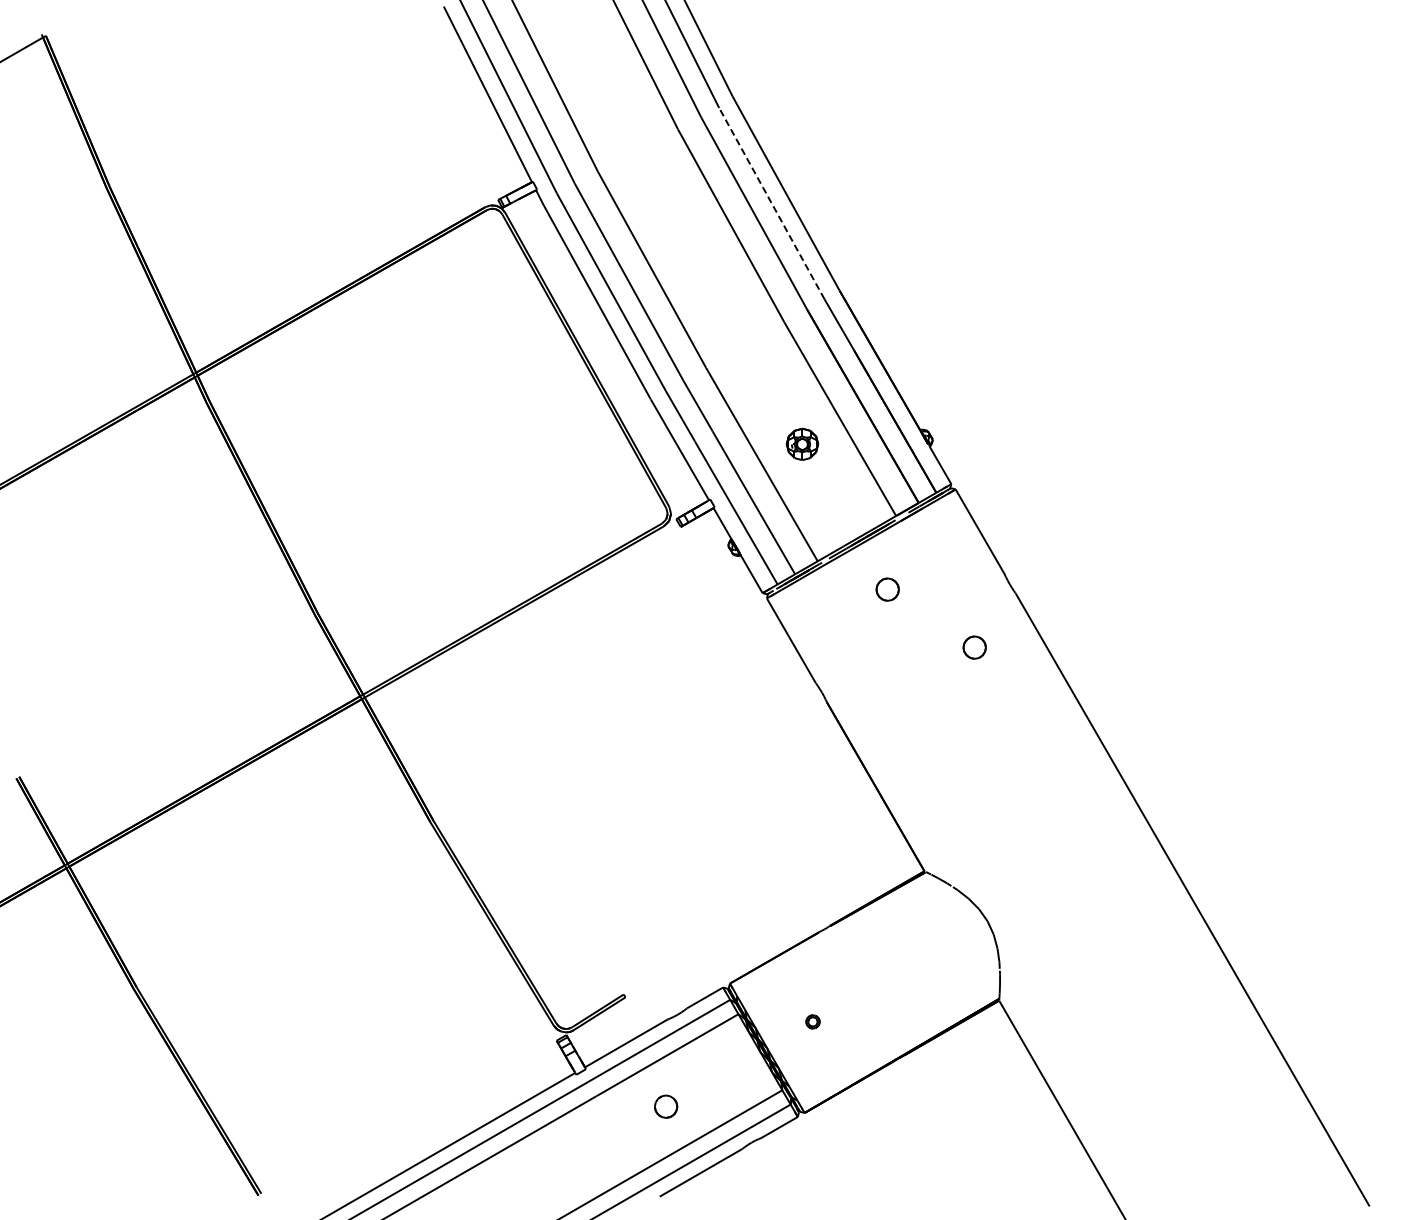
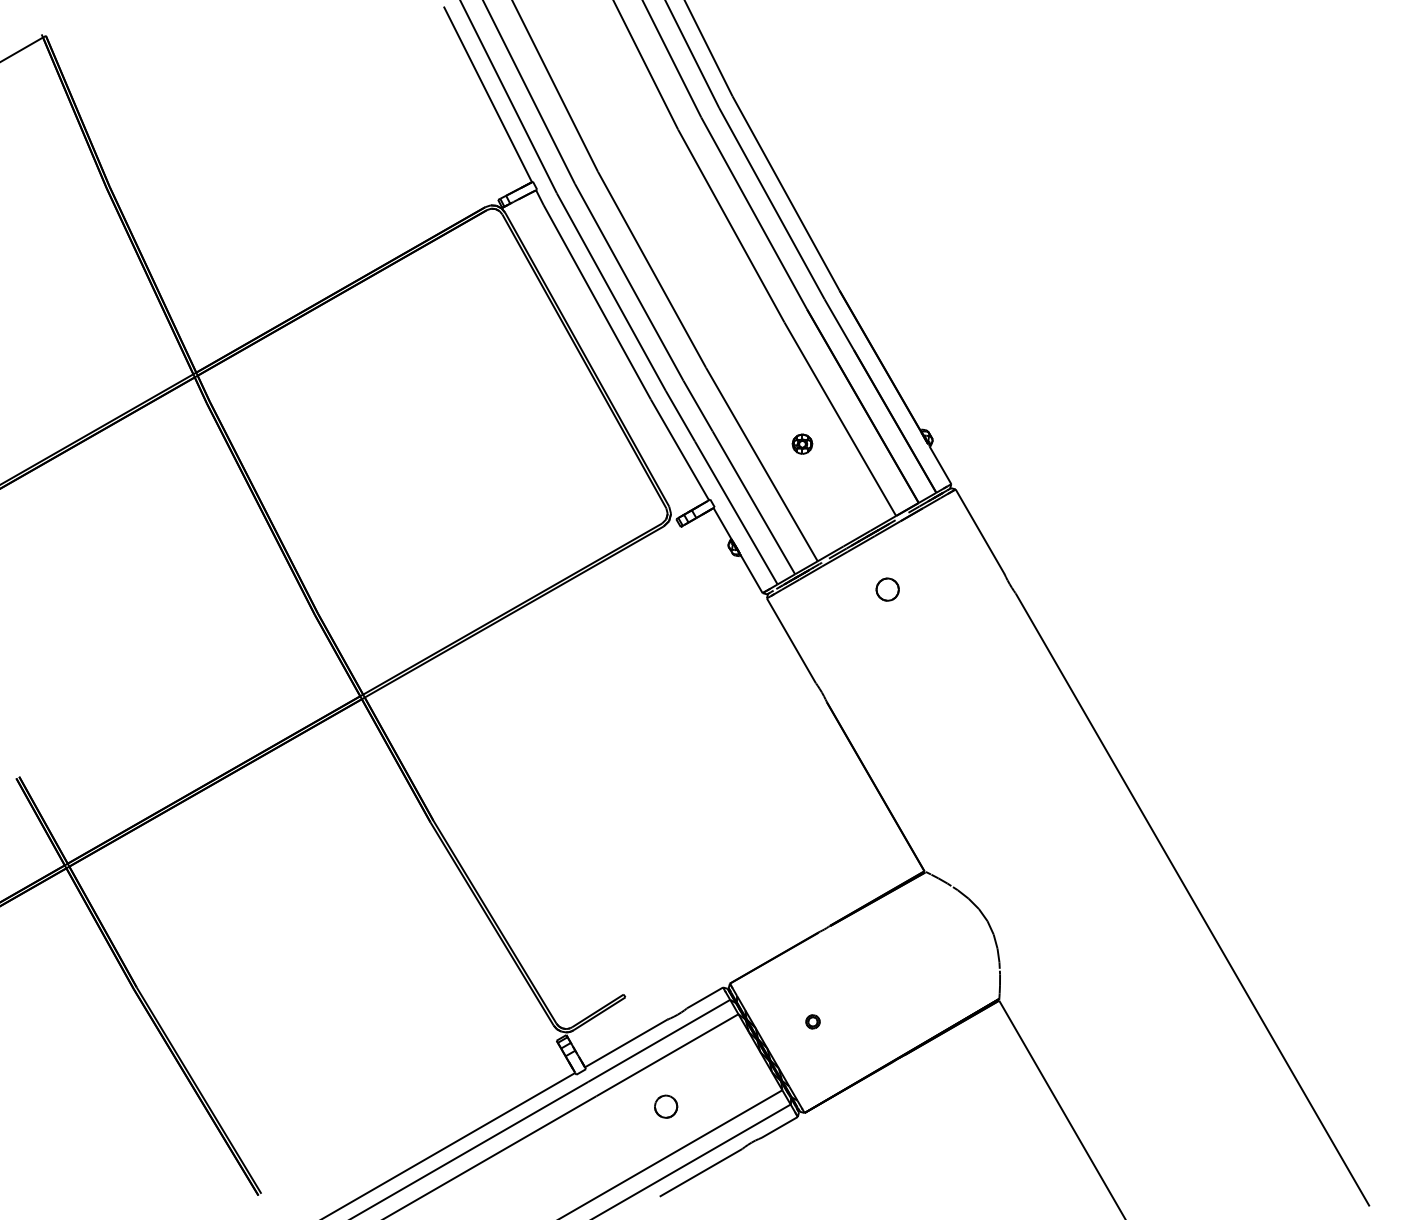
line: dashed -> solid (771, 203)
part size: 35x34 px -> 23x22 px (802, 443)
part: present -> none (974, 647)
